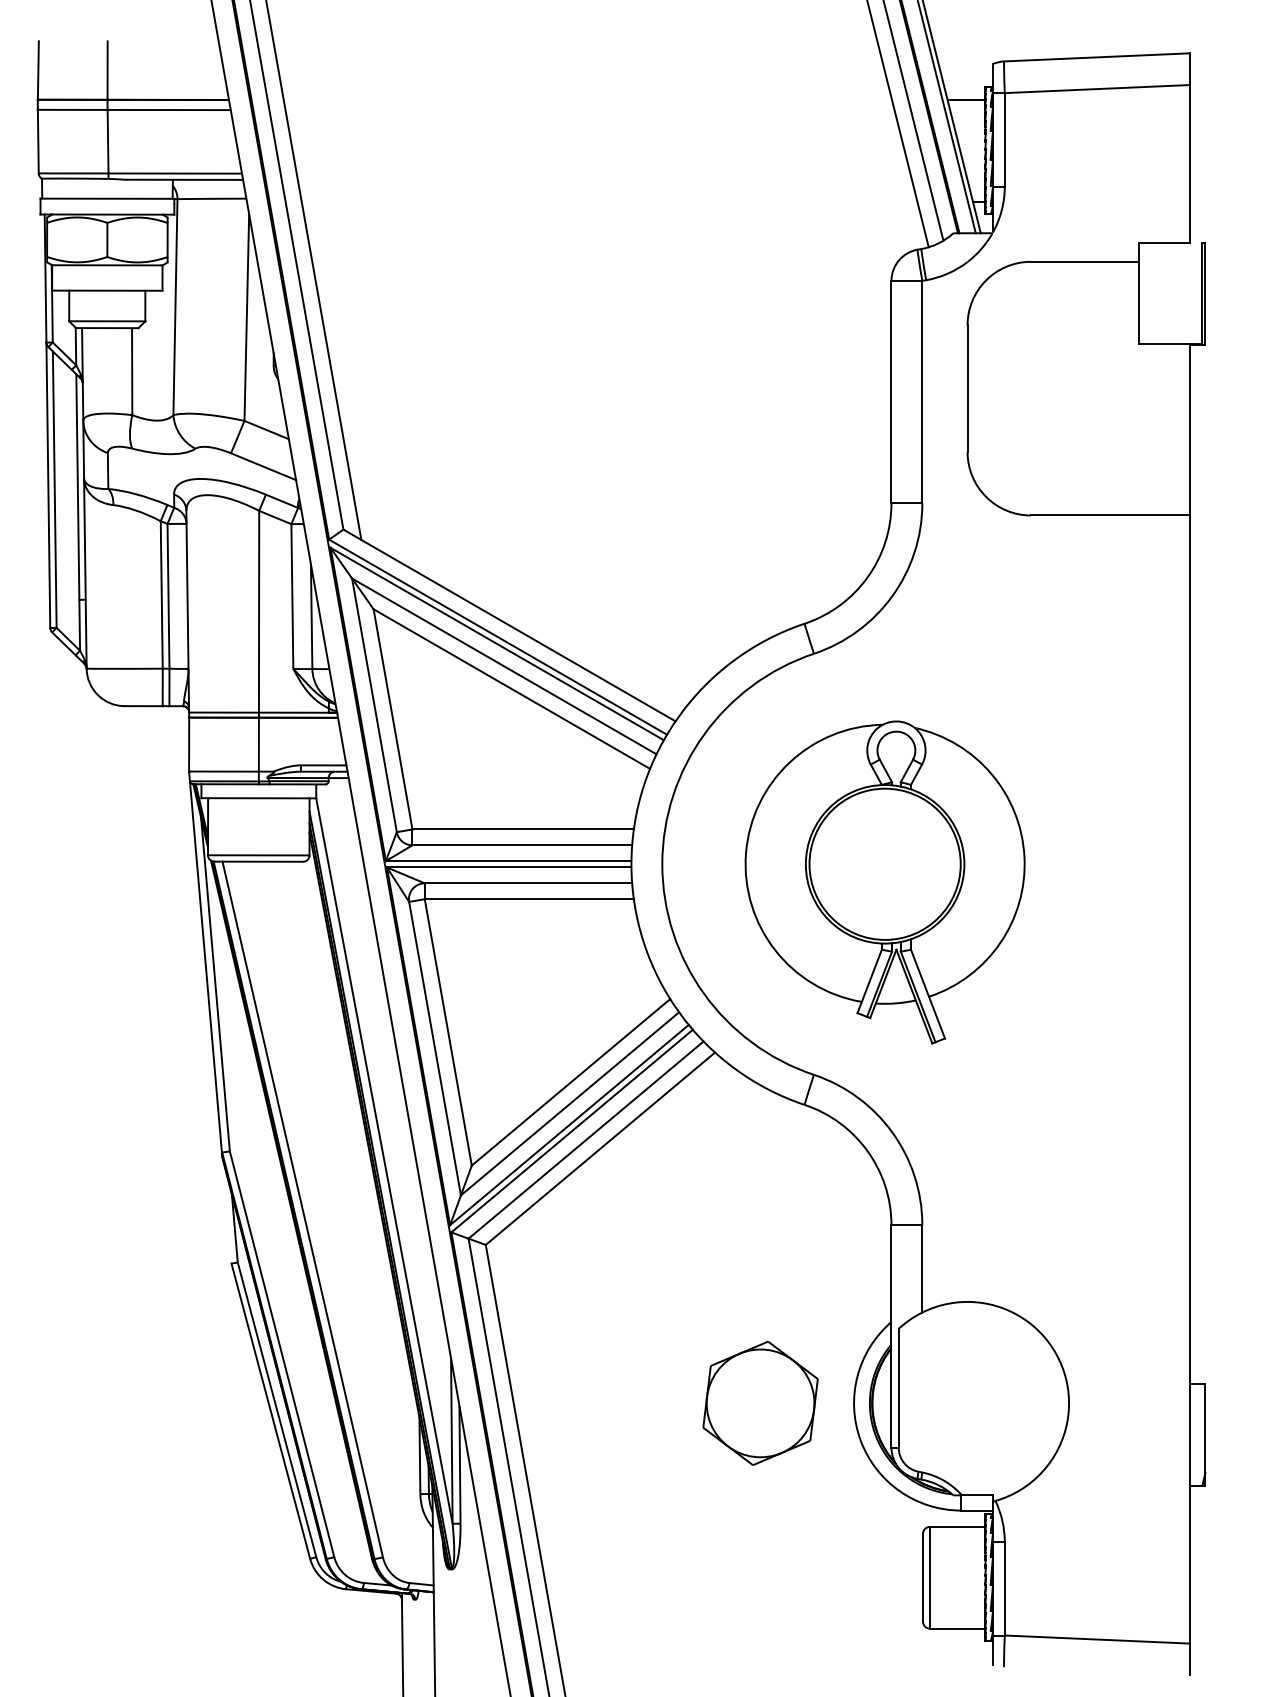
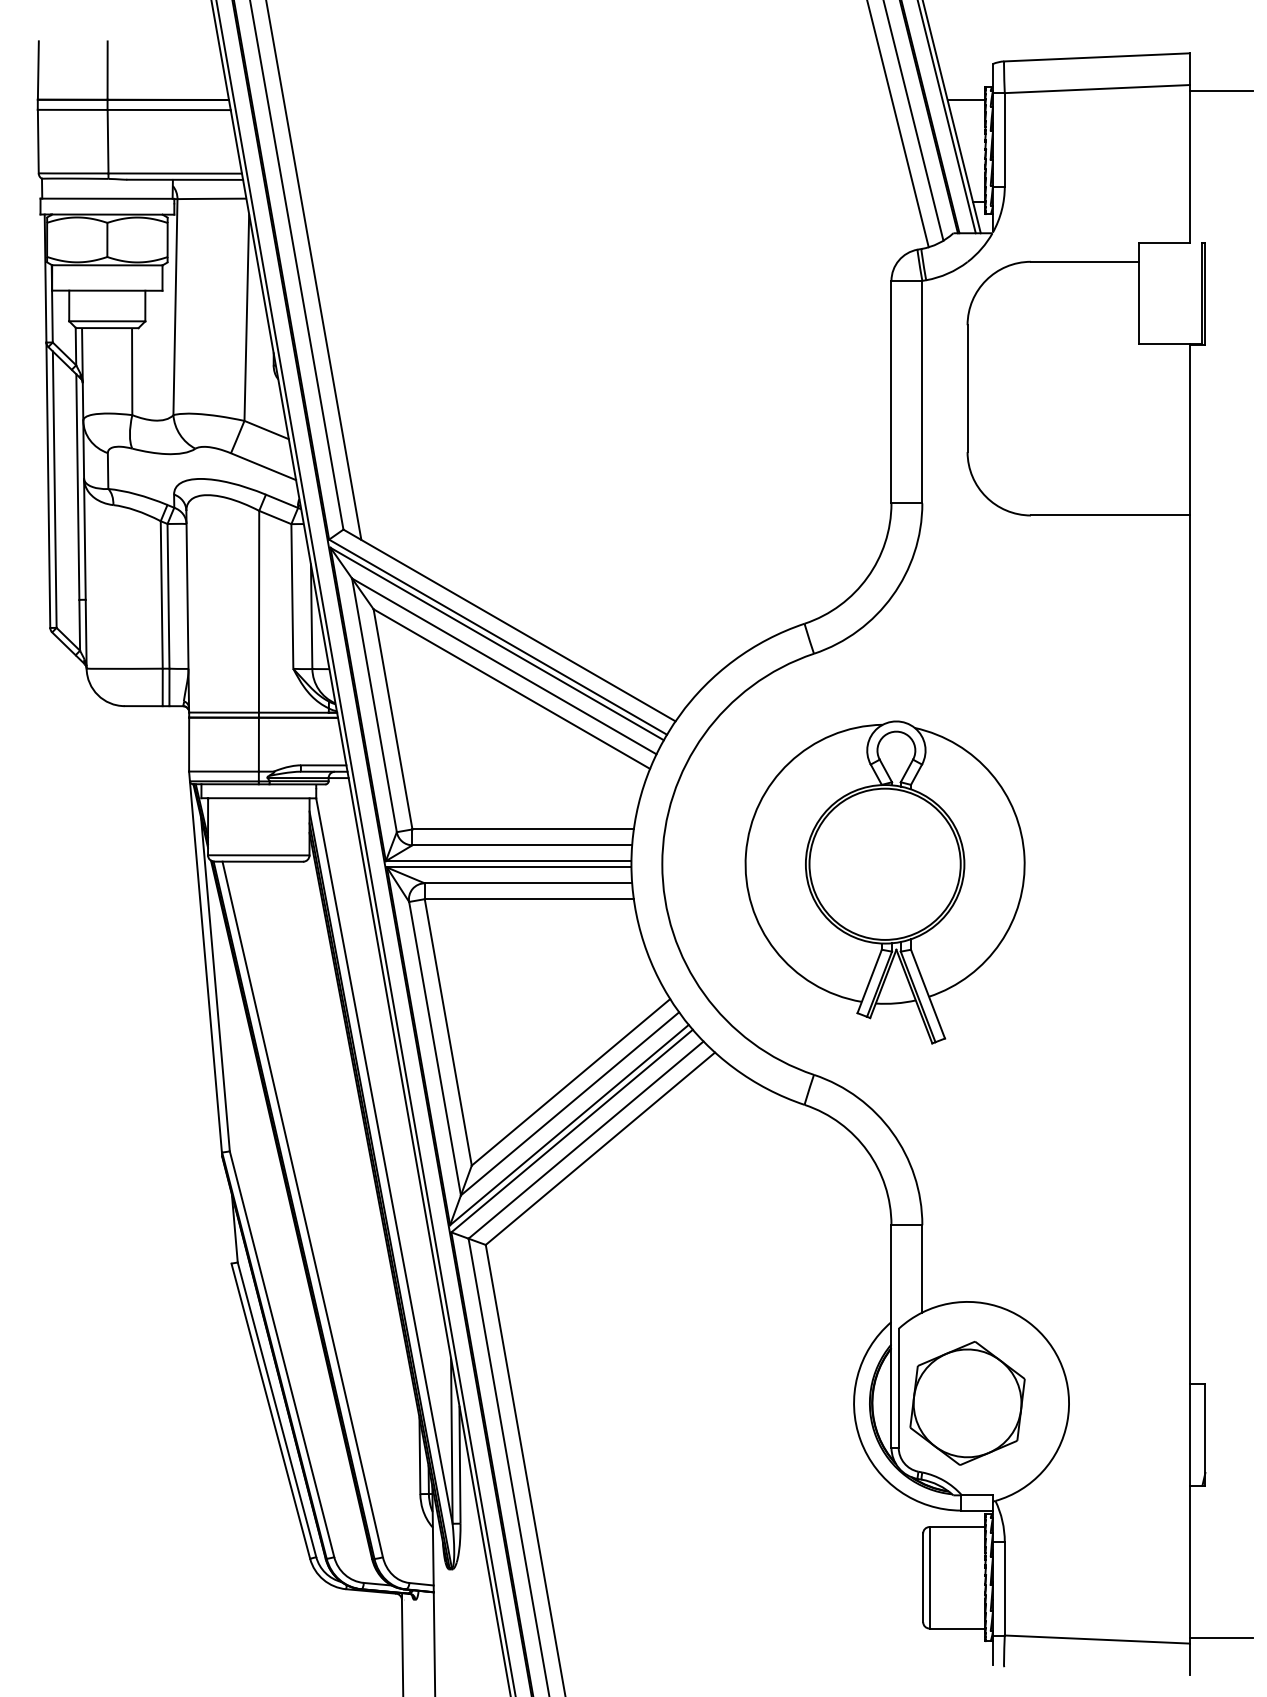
line: none -> present (1220, 90)
line: none -> present (365, 847)
part position: (760, 1403) -> (967, 1403) (967, 1403)
line: none -> present (1220, 1638)
